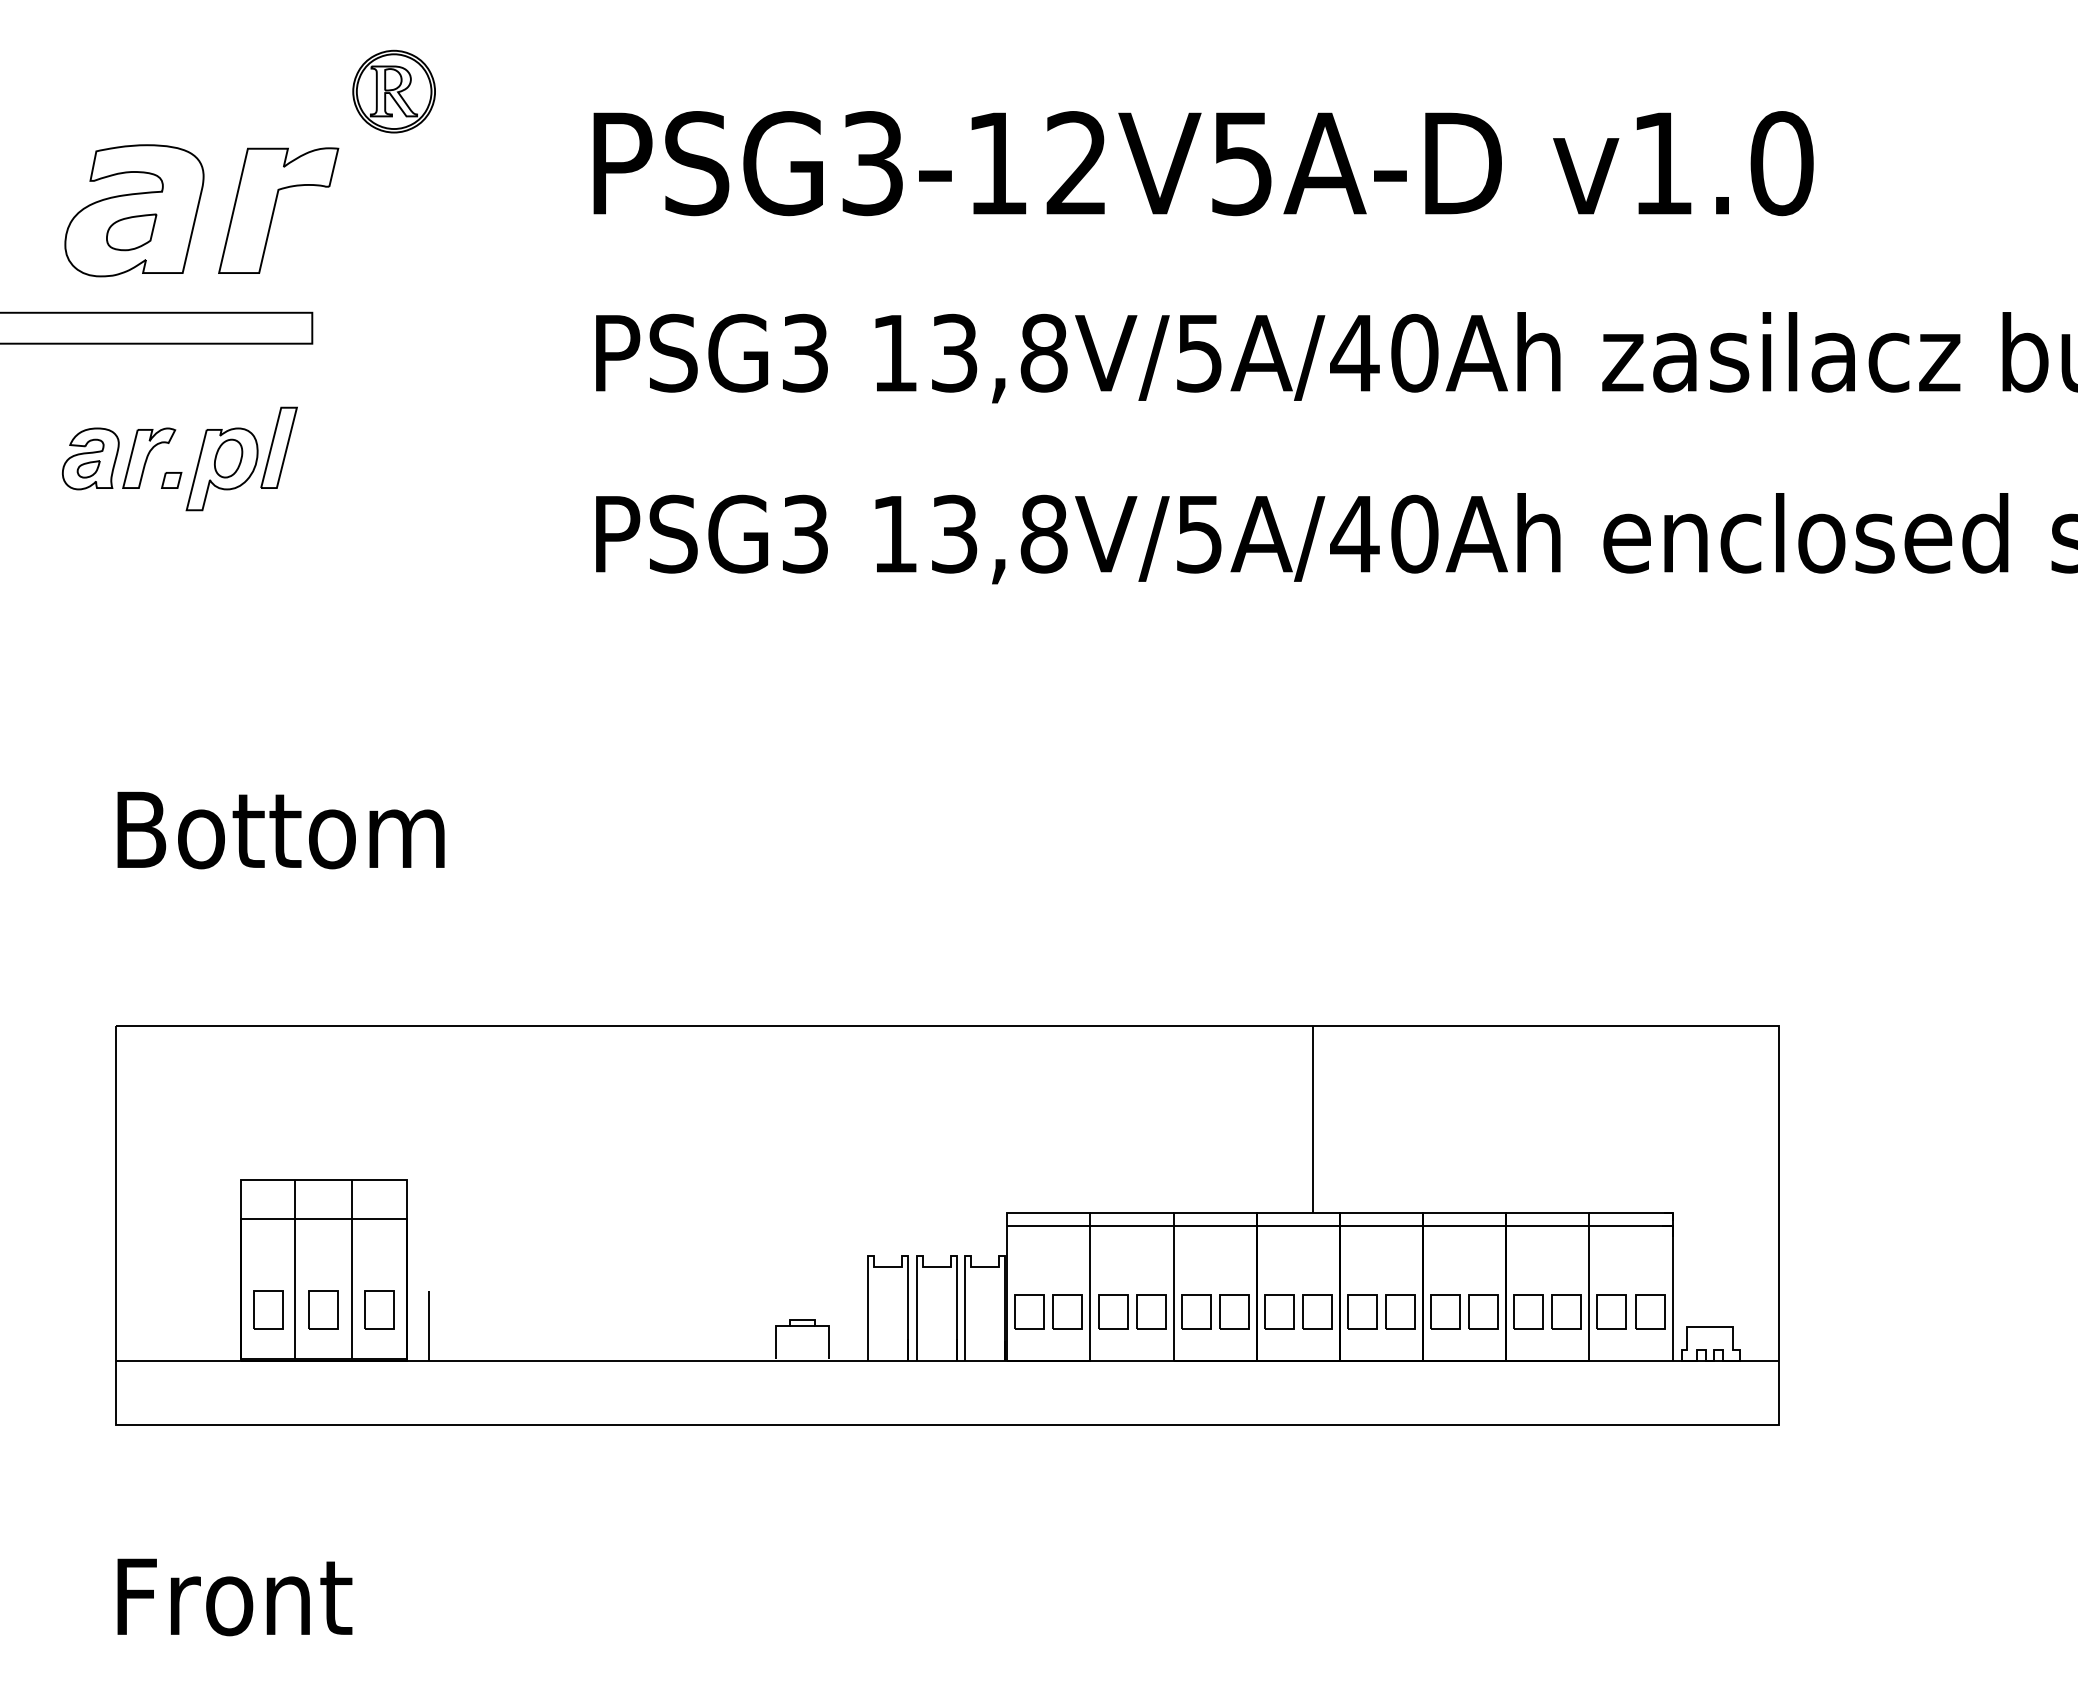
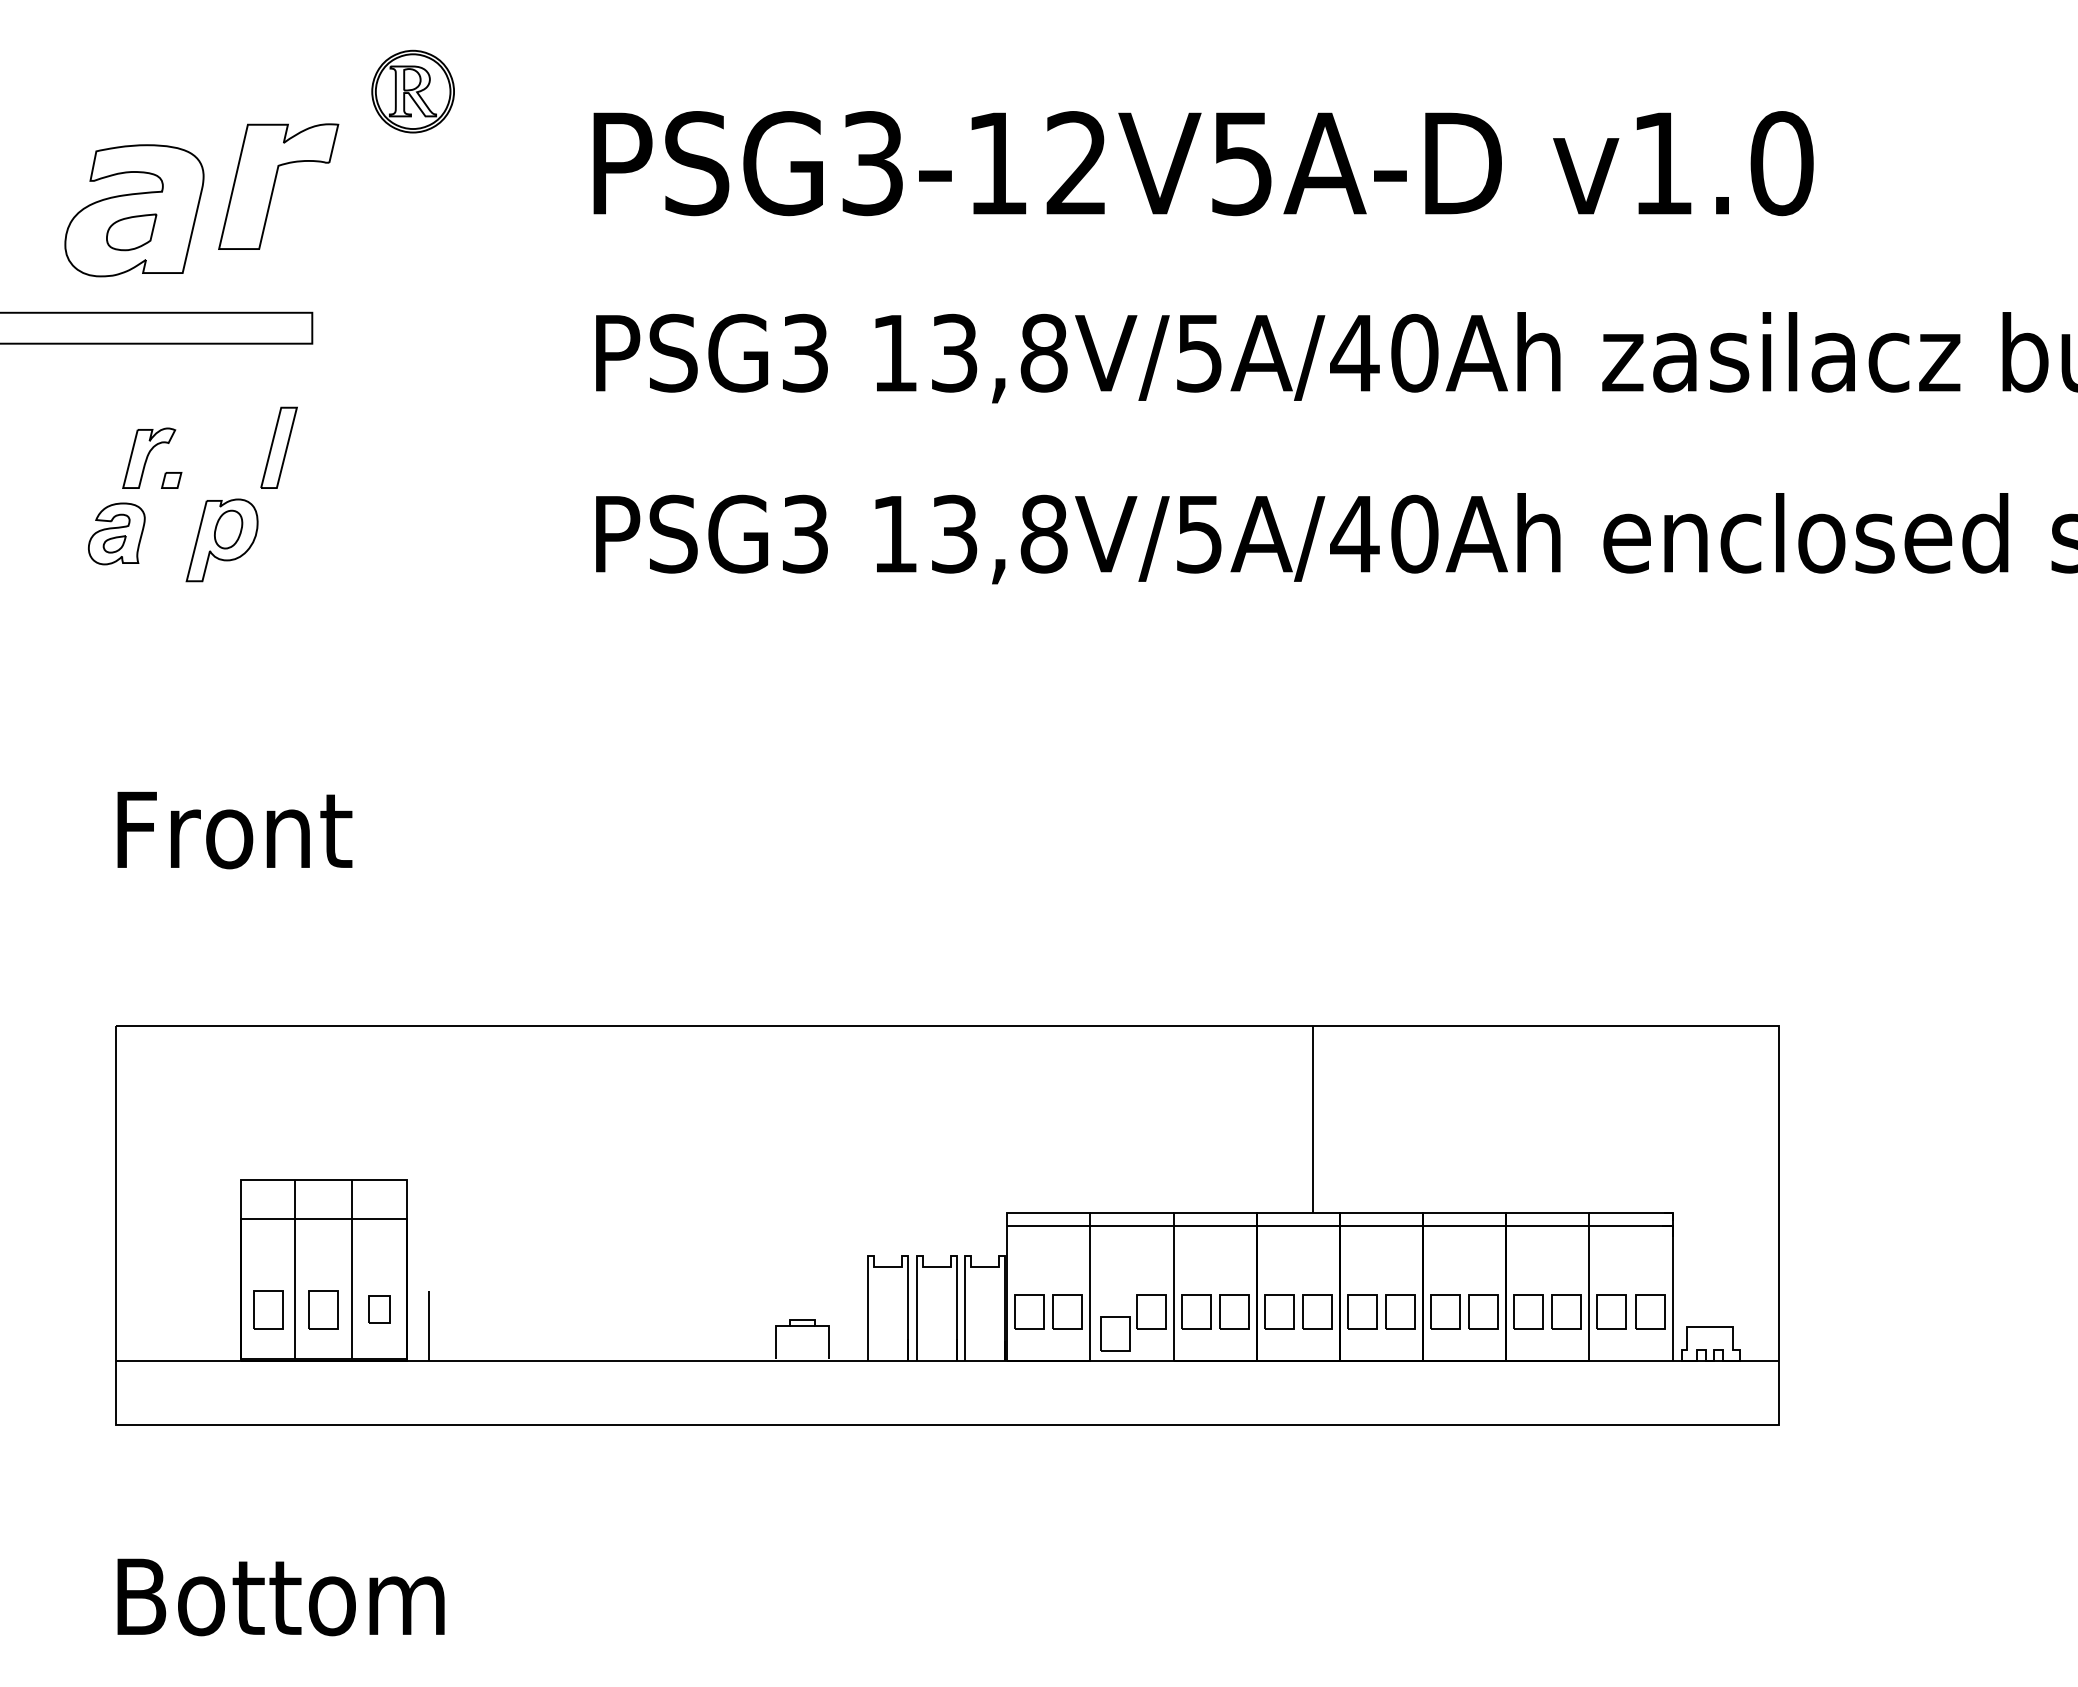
part position: (393, 91) -> (412, 91) (412, 91)
part position: (278, 210) -> (278, 186) (278, 186)
part position: (90, 458) -> (116, 533) (116, 533)
part position: (221, 469) -> (221, 540) (221, 540)
text: Bottom -> Front (285, 830)
part size: 31x40 px -> 23x29 px (379, 1309)
part position: (1113, 1311) -> (1115, 1333) (1115, 1333)
text: Front -> Bottom (285, 1597)
